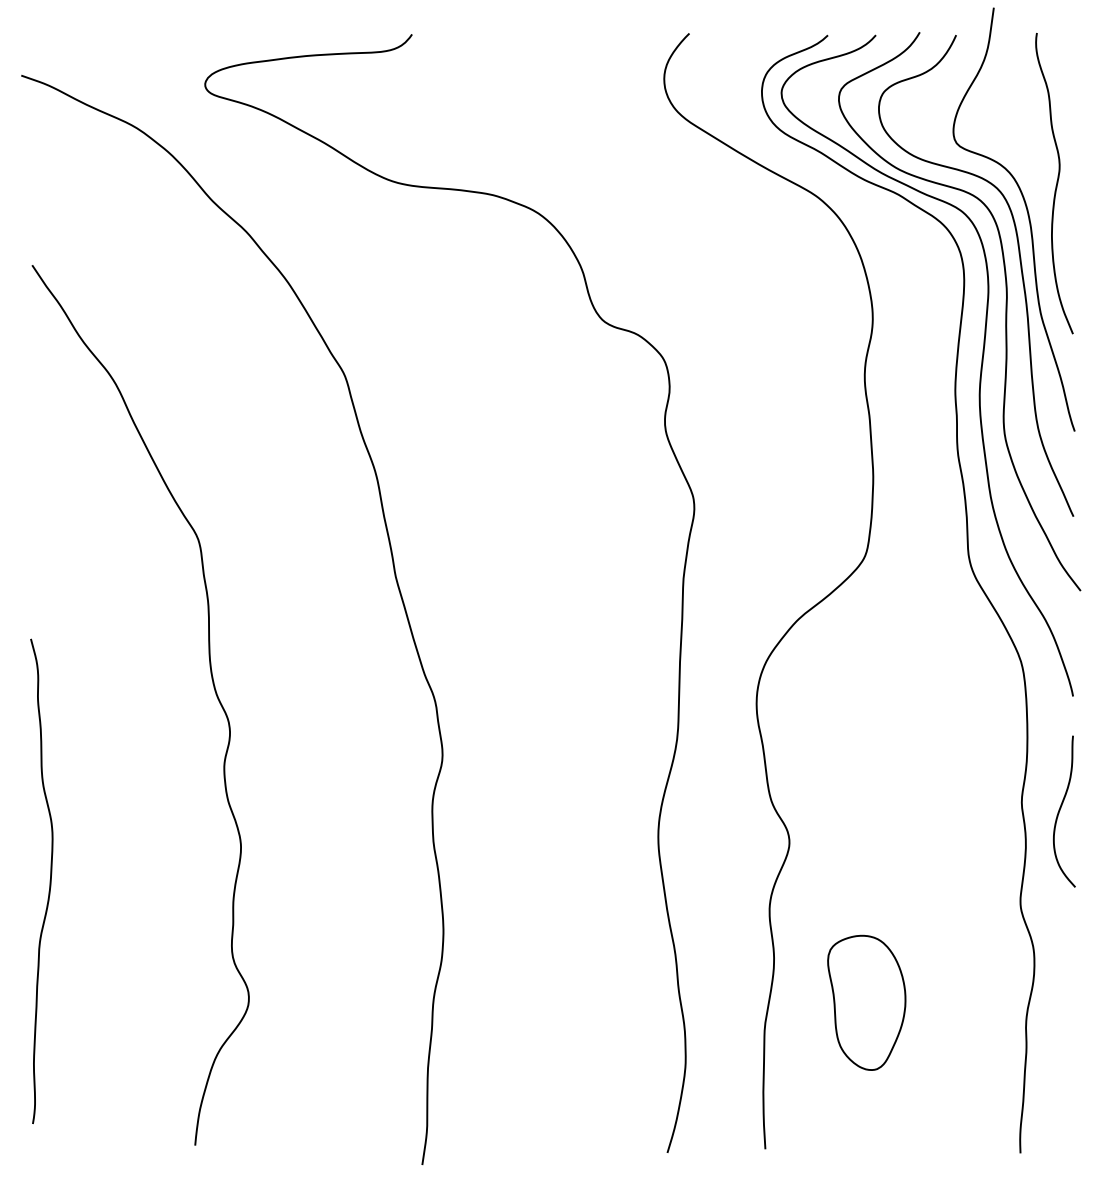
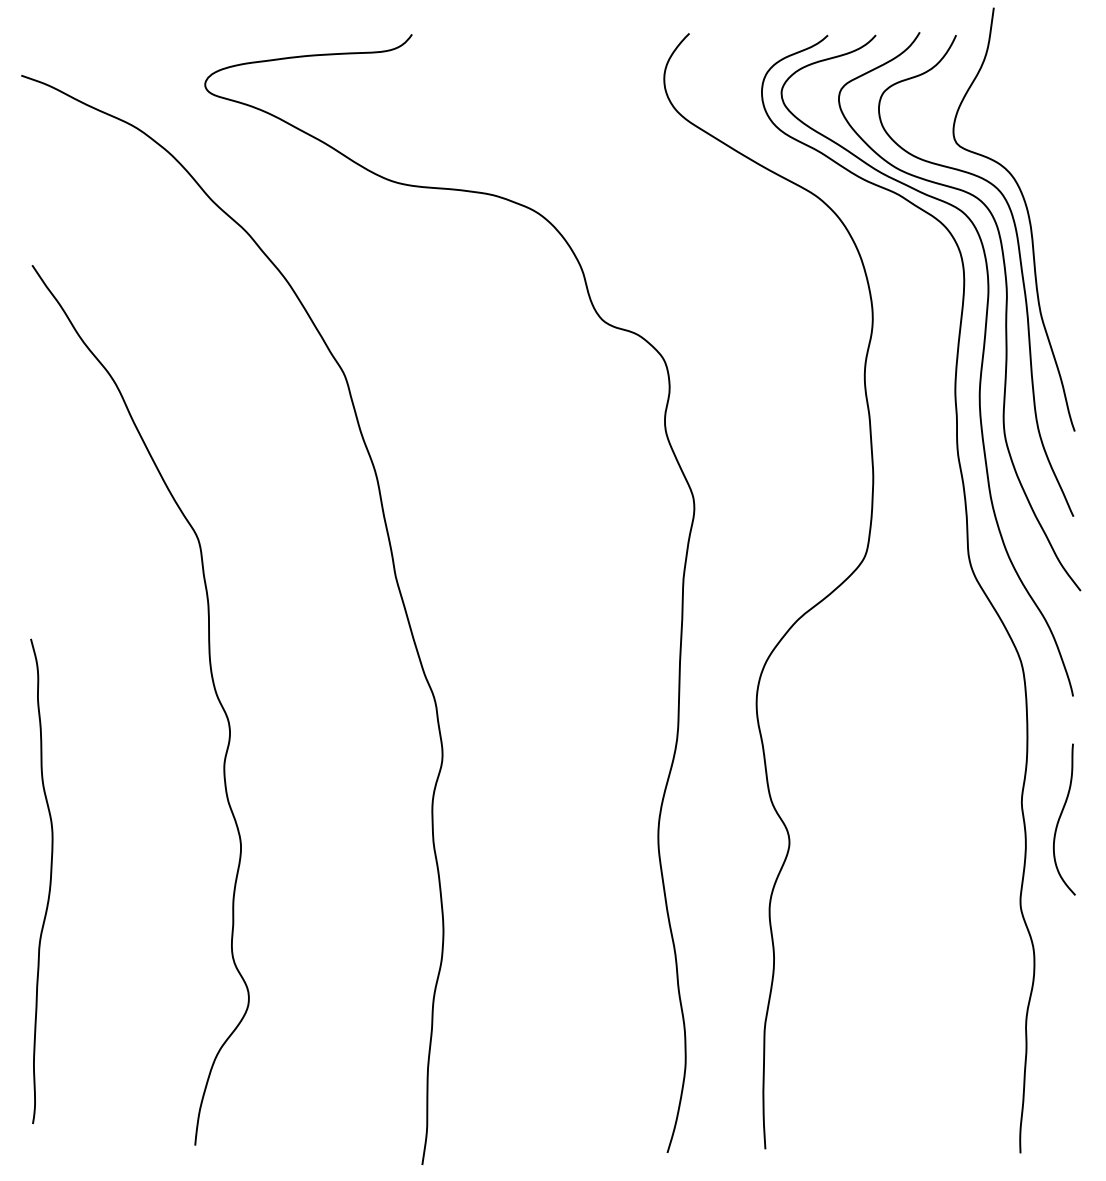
curve: present -> none (1056, 183)
curve position: (1060, 810) -> (1060, 818) (1060, 818)
part: present -> none (866, 1002)
